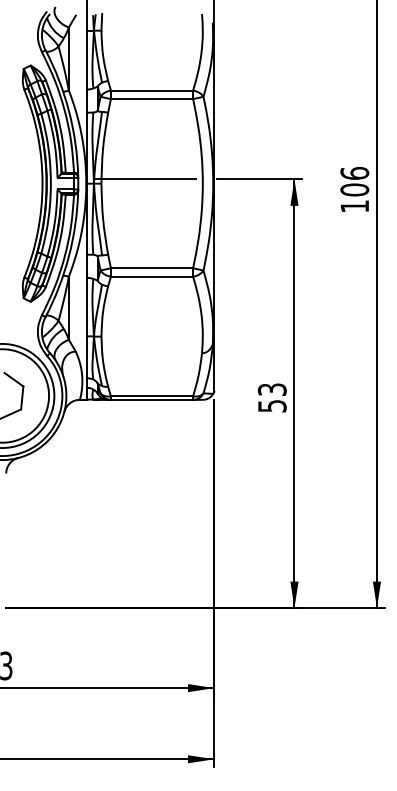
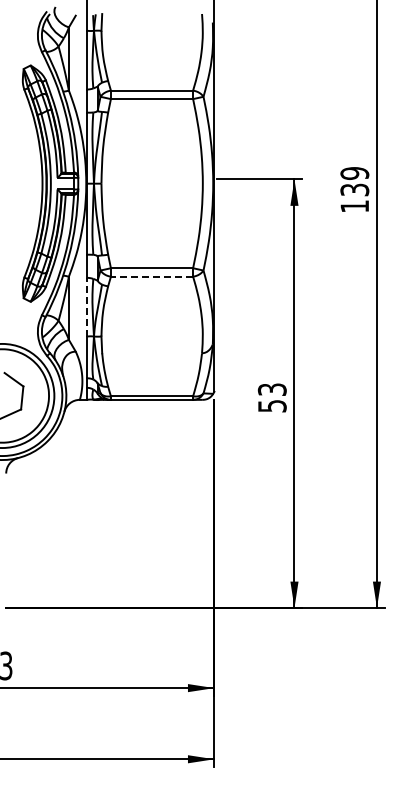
line: present -> none (151, 179)
text: 106 -> 139 (354, 181)
line: solid -> dashed (151, 276)
line: solid -> dashed (87, 306)
